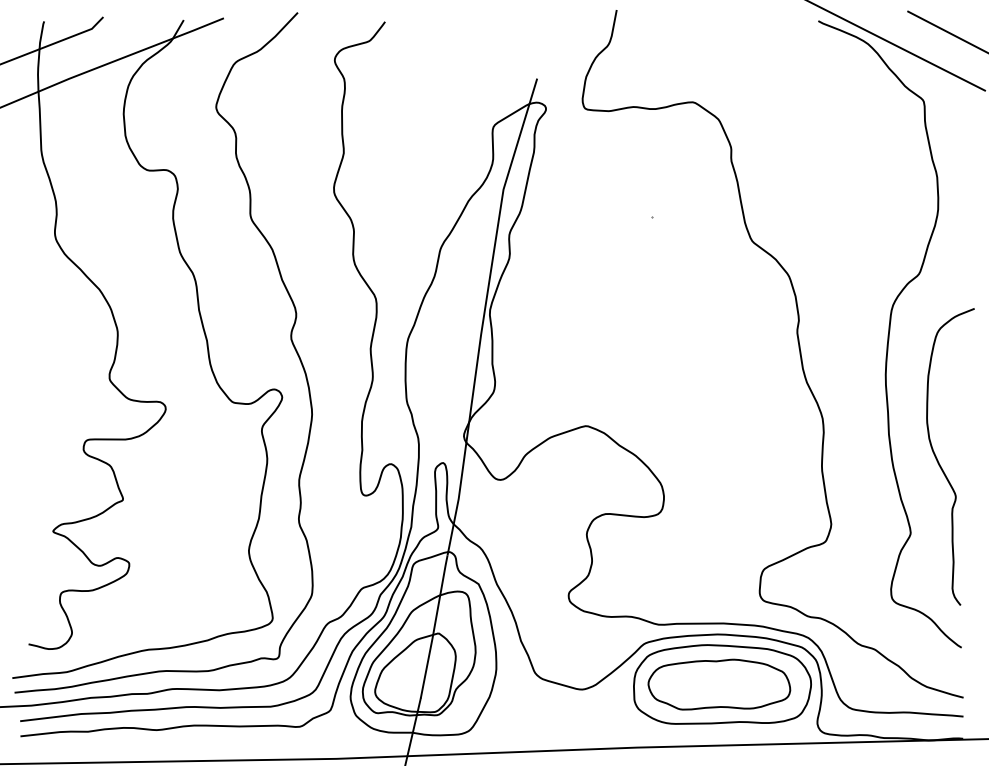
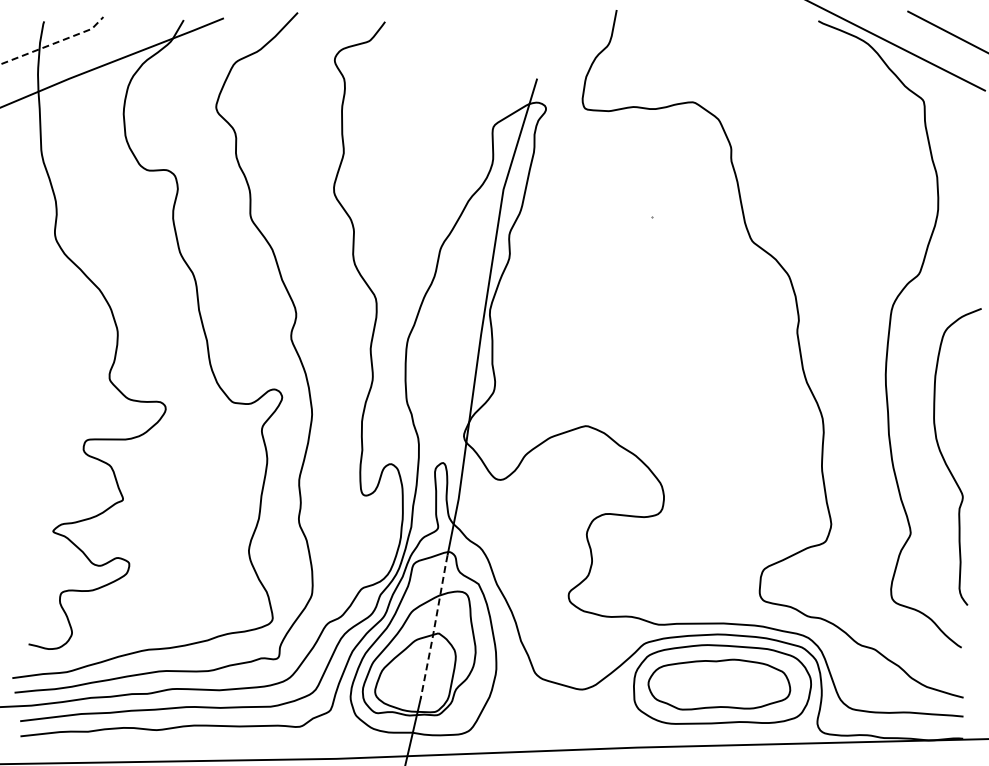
line: solid -> dashed (54, 43)
curve position: (939, 462) -> (946, 462) (946, 462)
line: solid -> dashed (434, 627)
